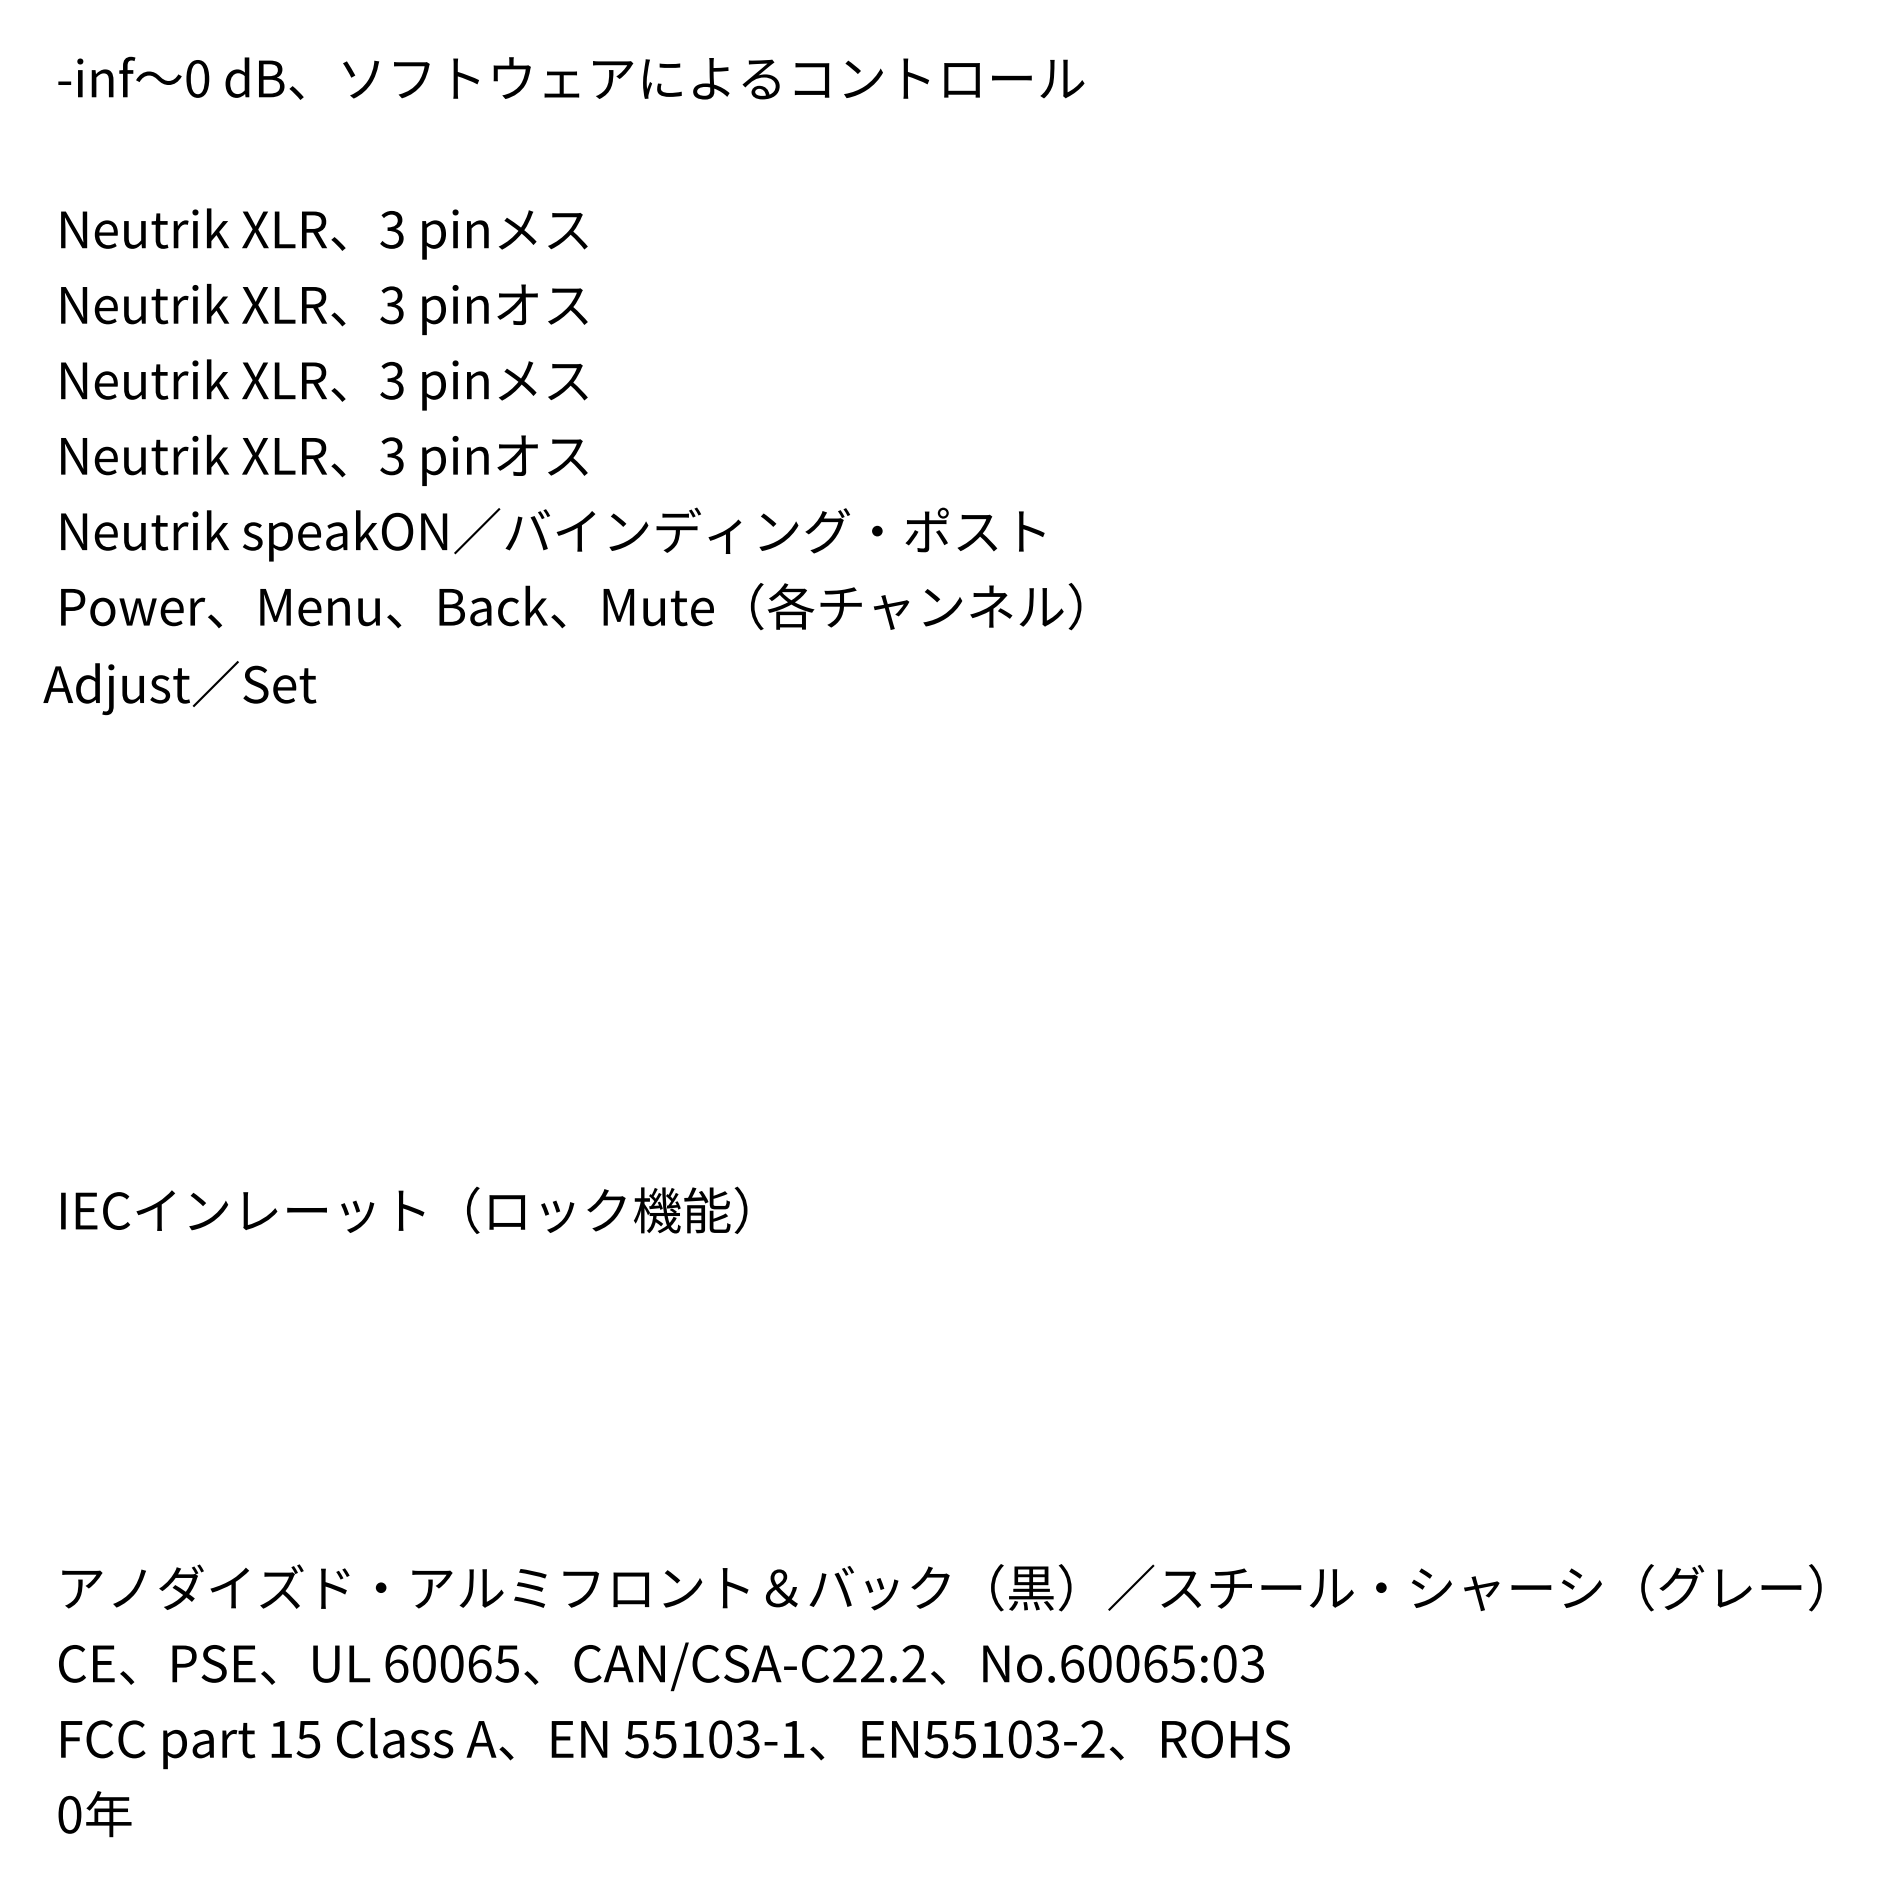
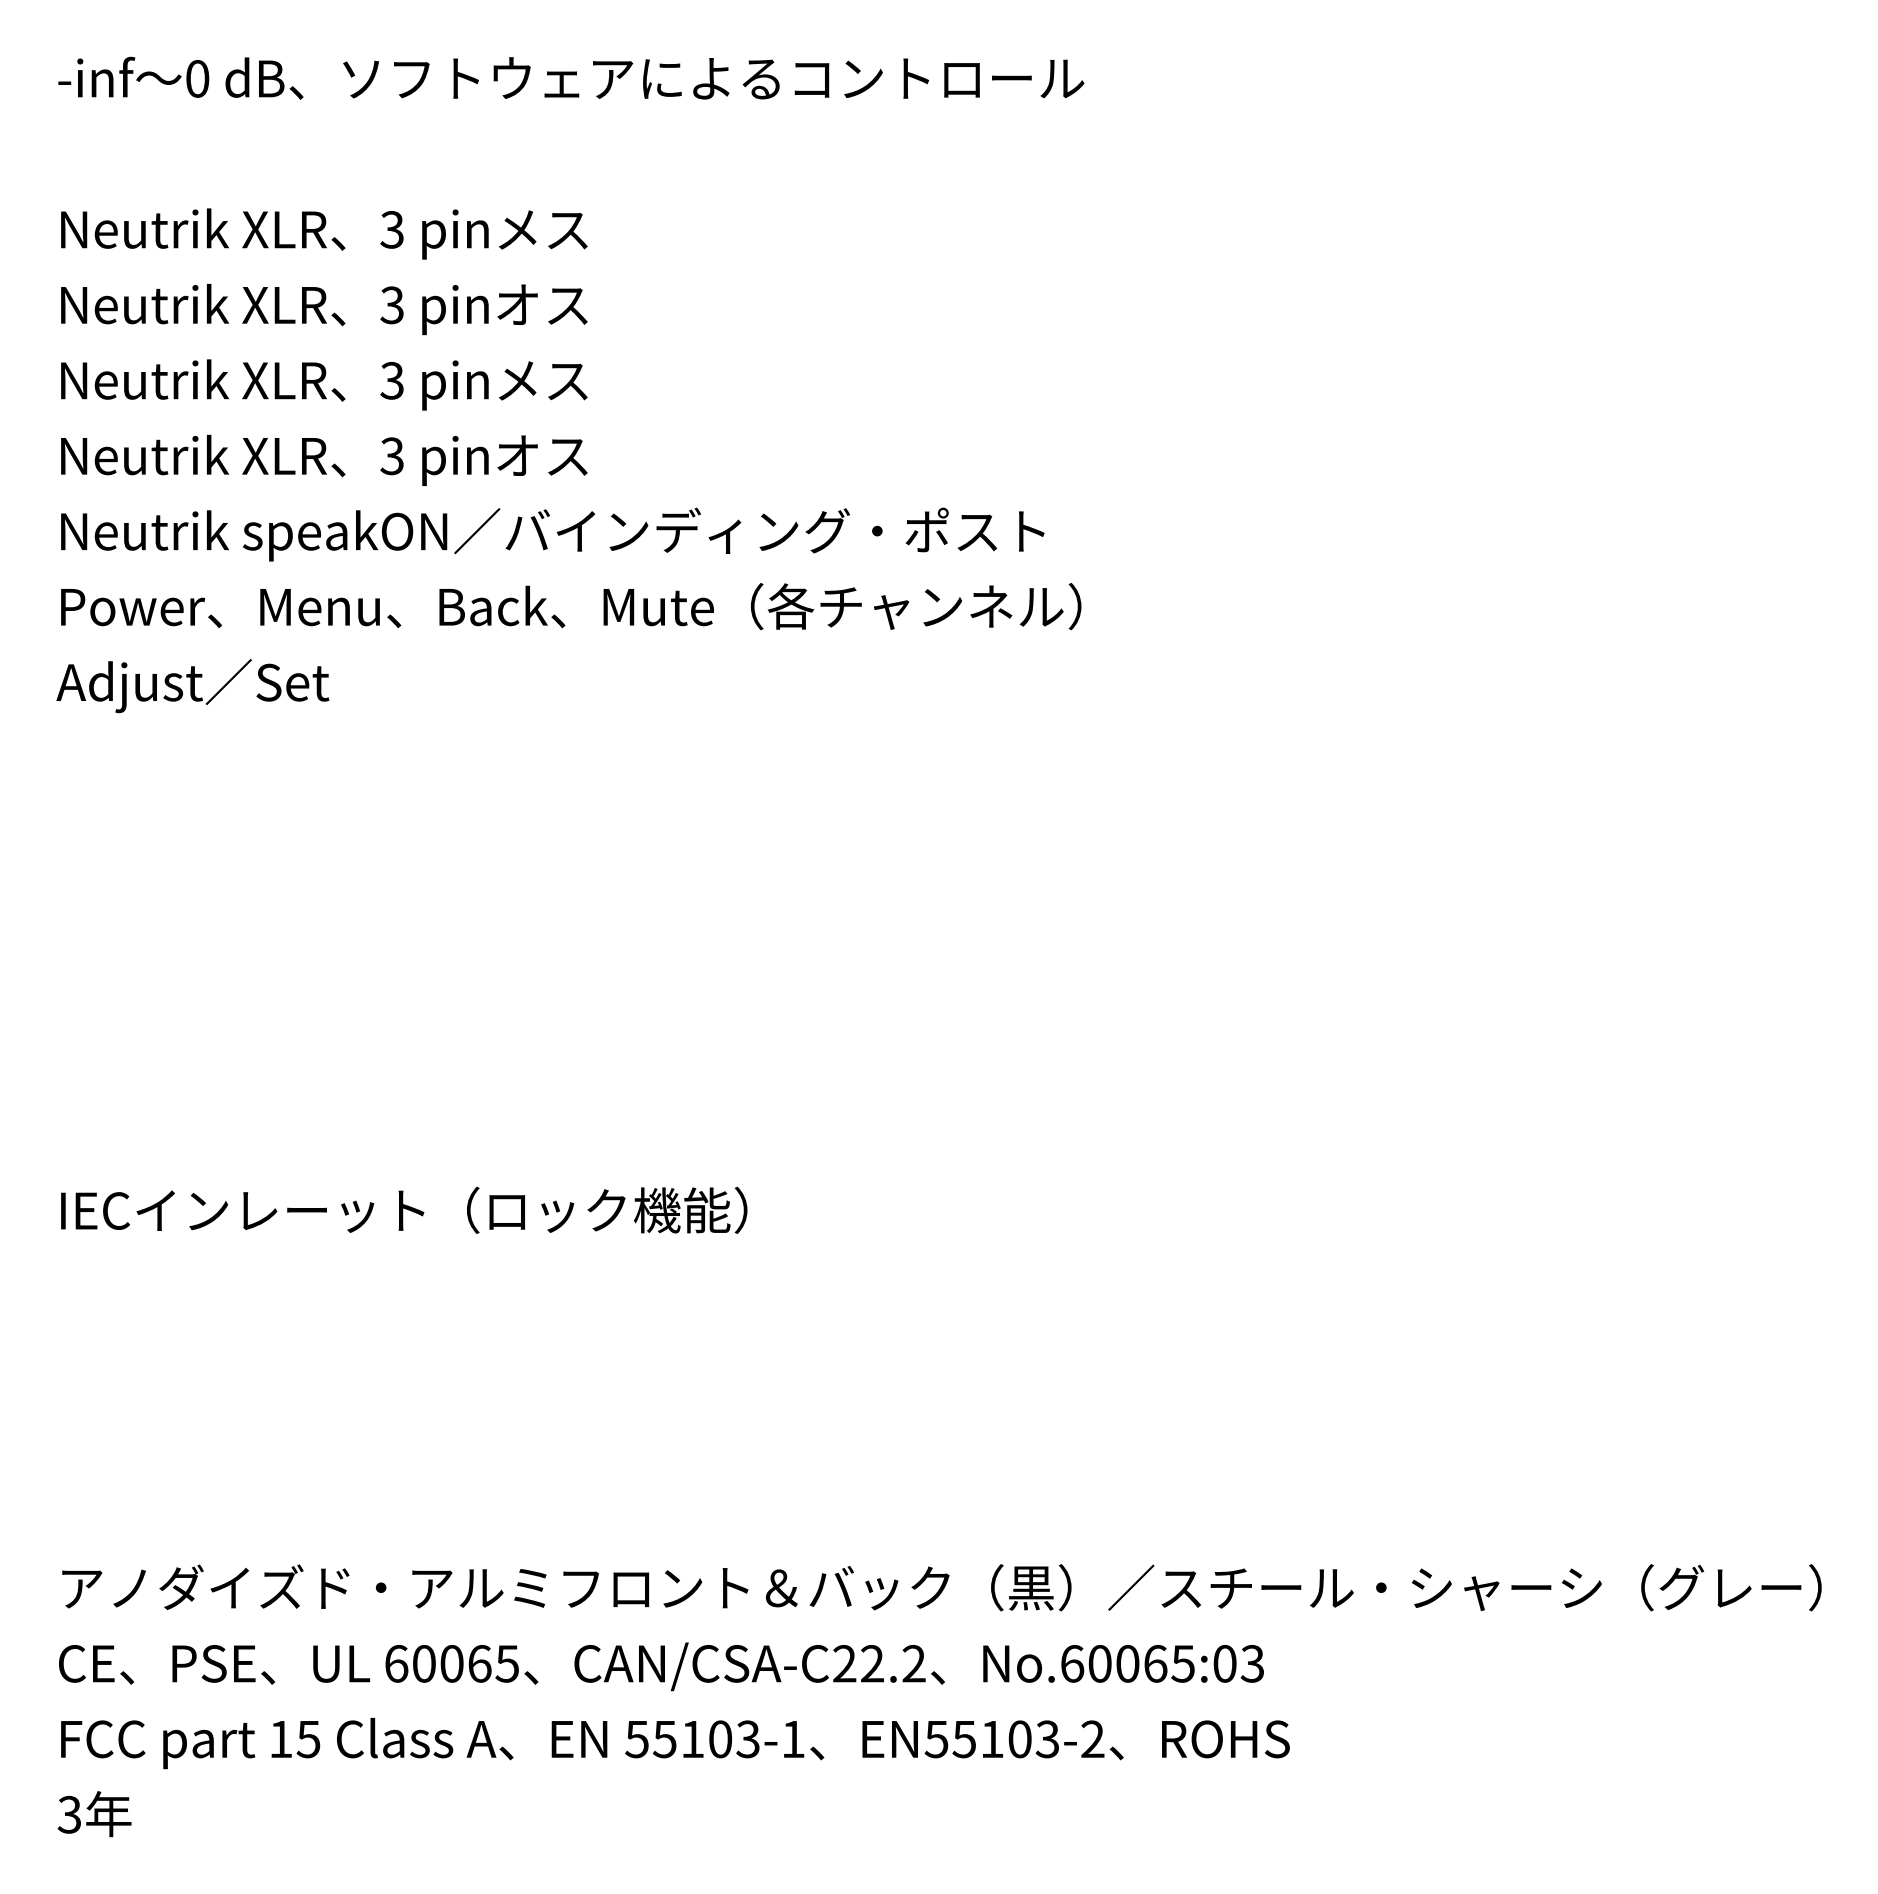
text position: (179, 688) -> (192, 686) (192, 686)
text: 0 -> 3 (69, 1814)
